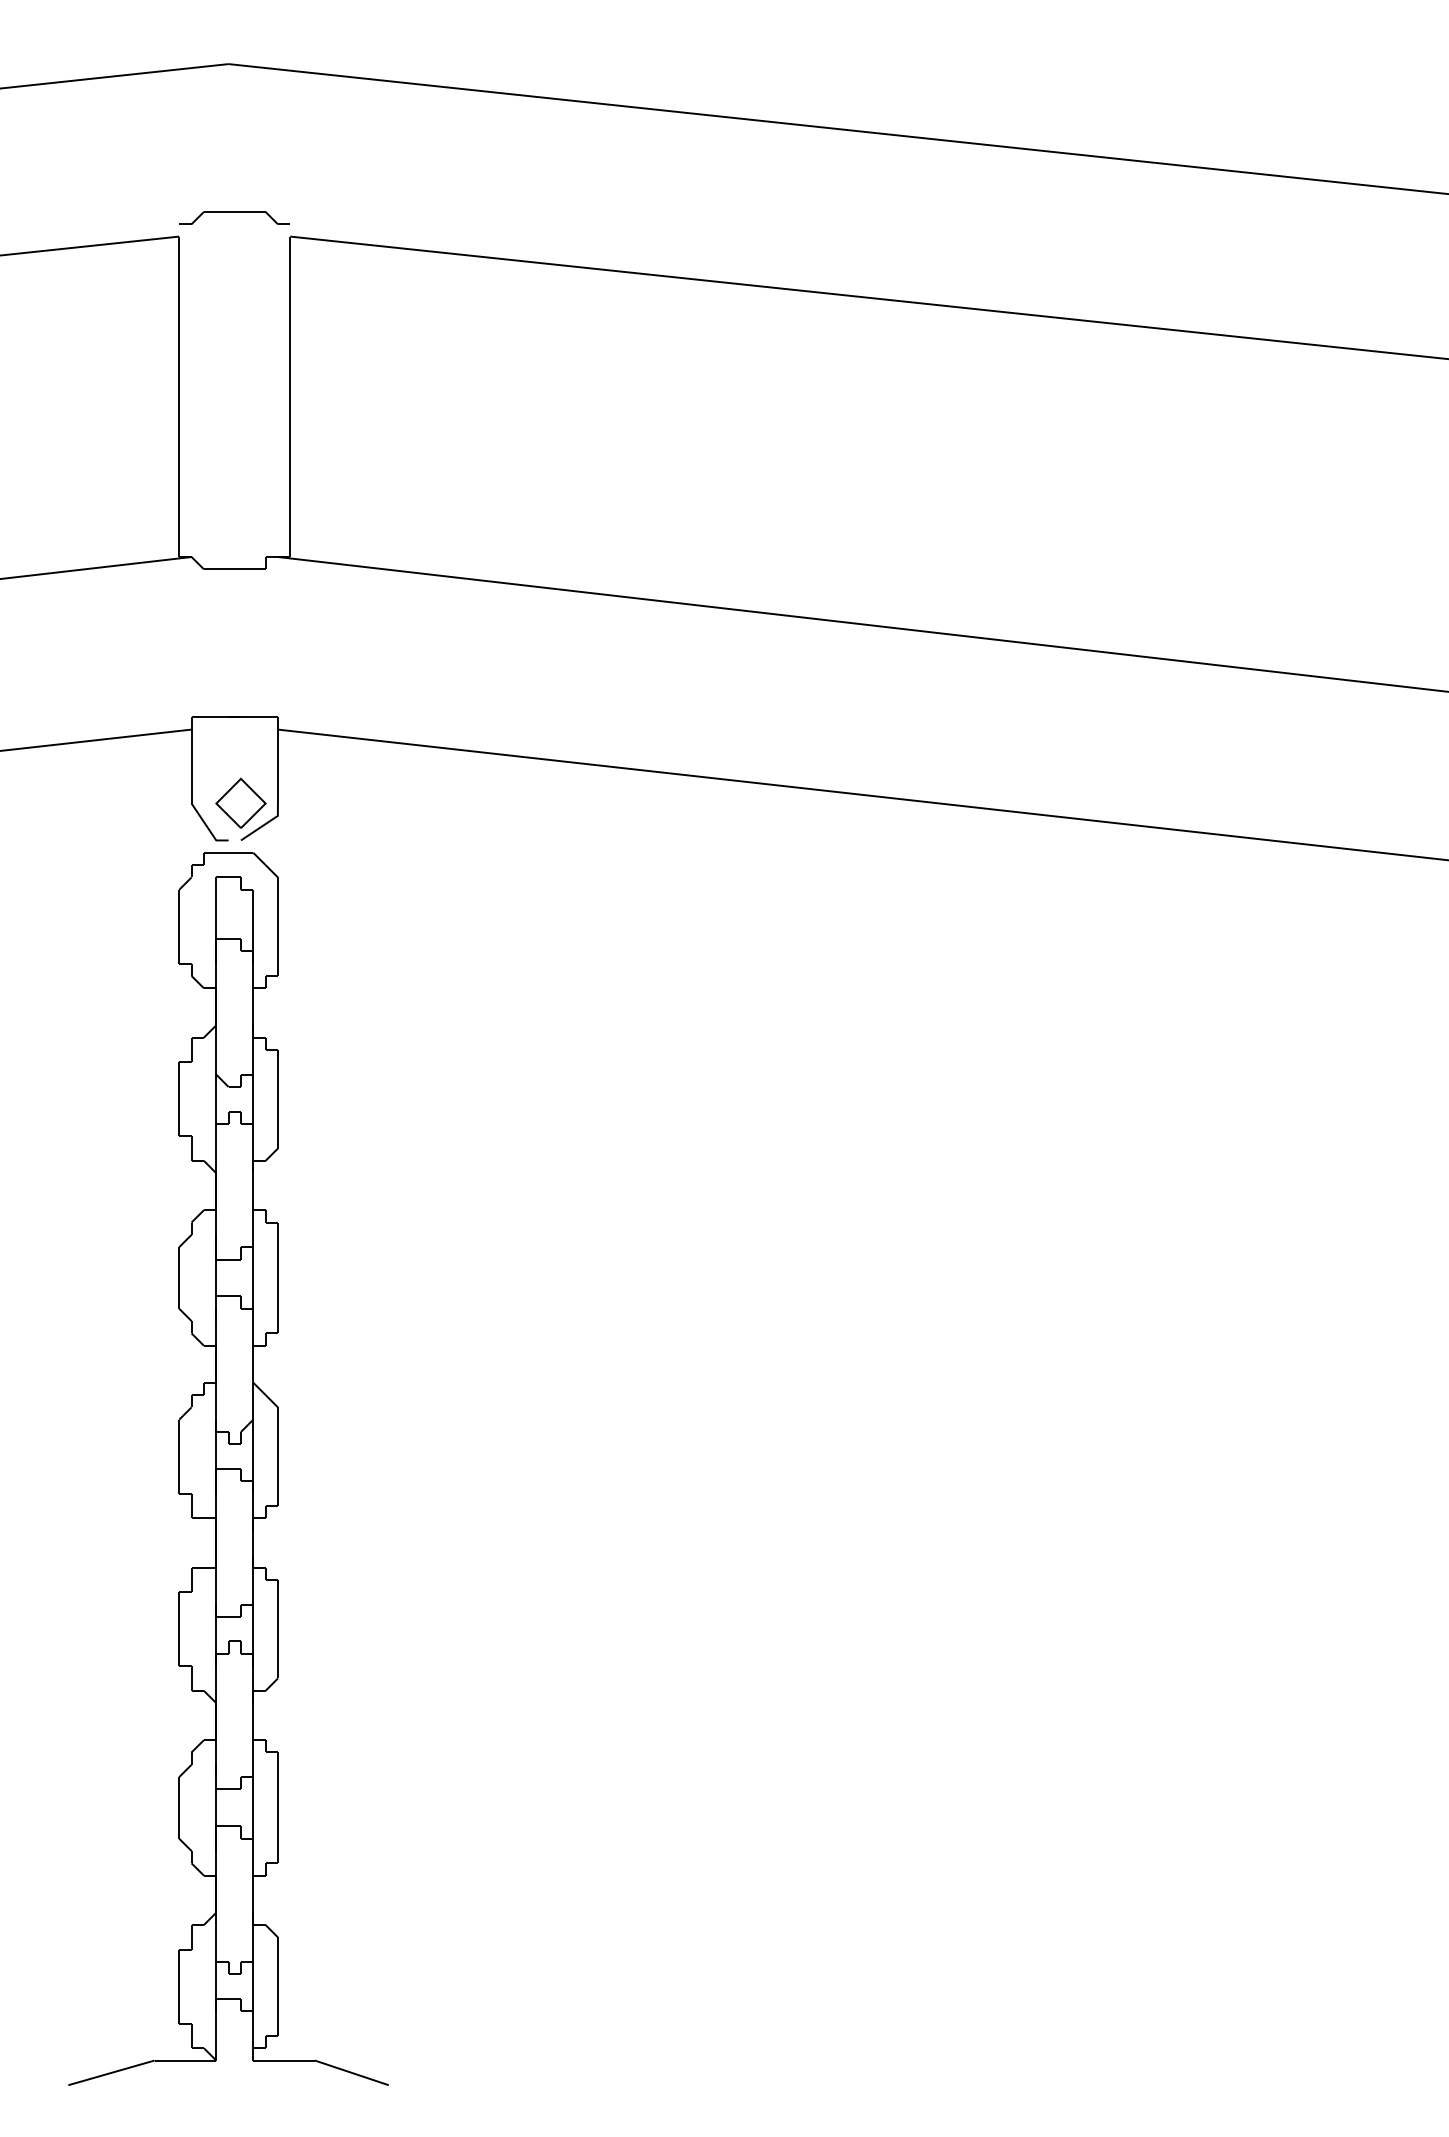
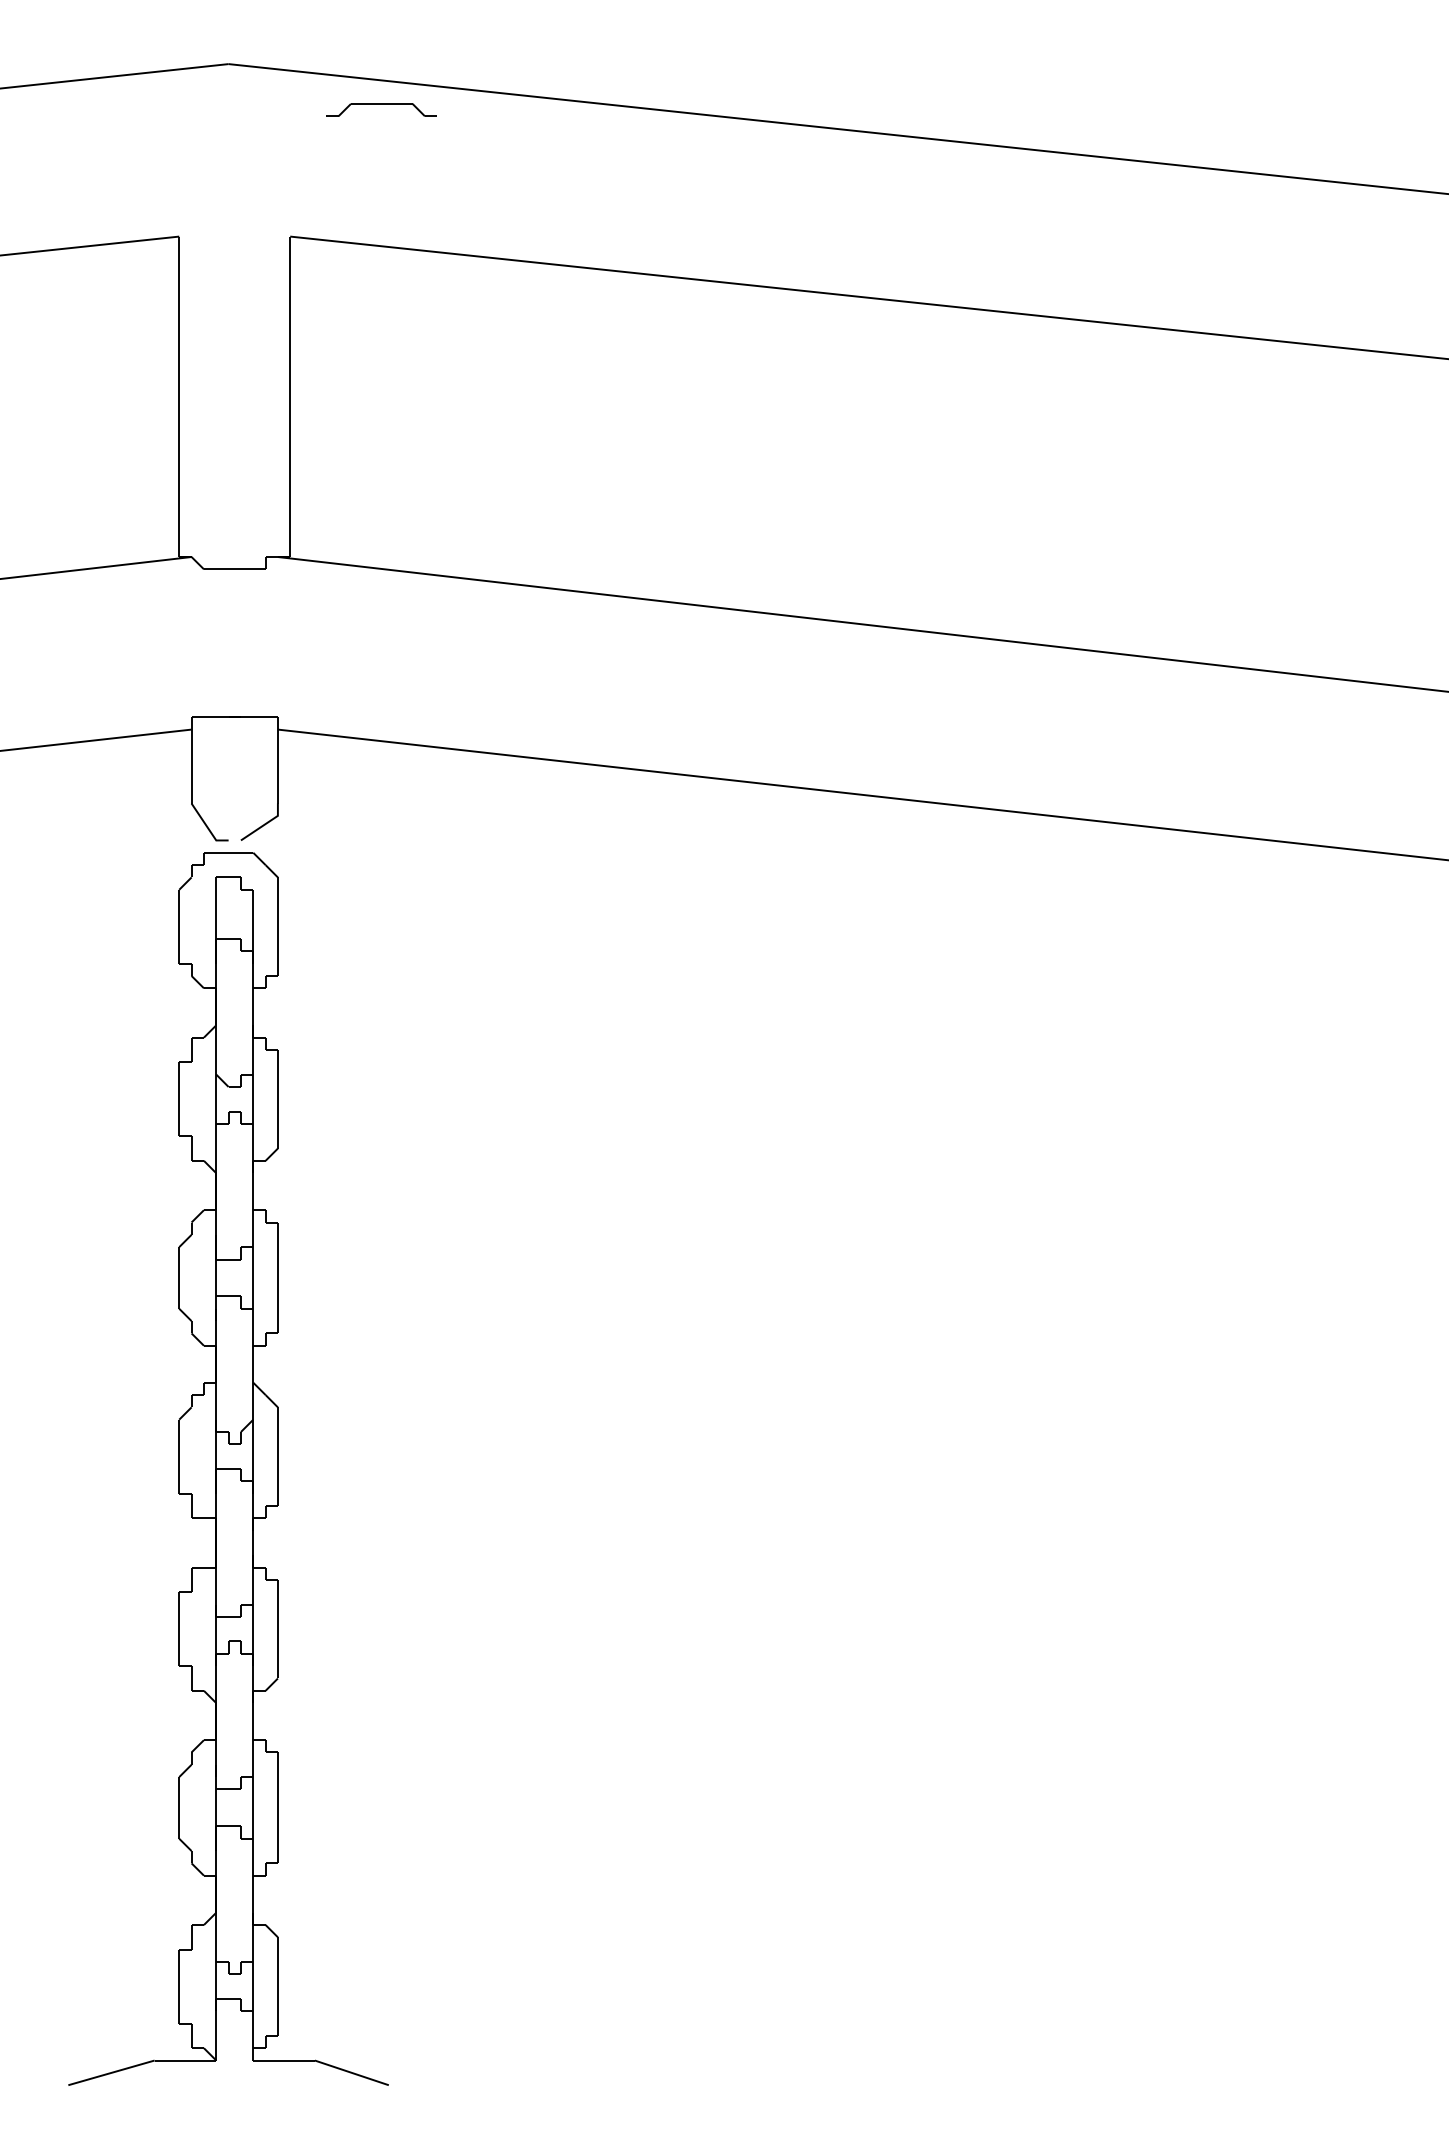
part position: (234, 217) -> (381, 109) (381, 109)
line: present -> none (229, 791)
